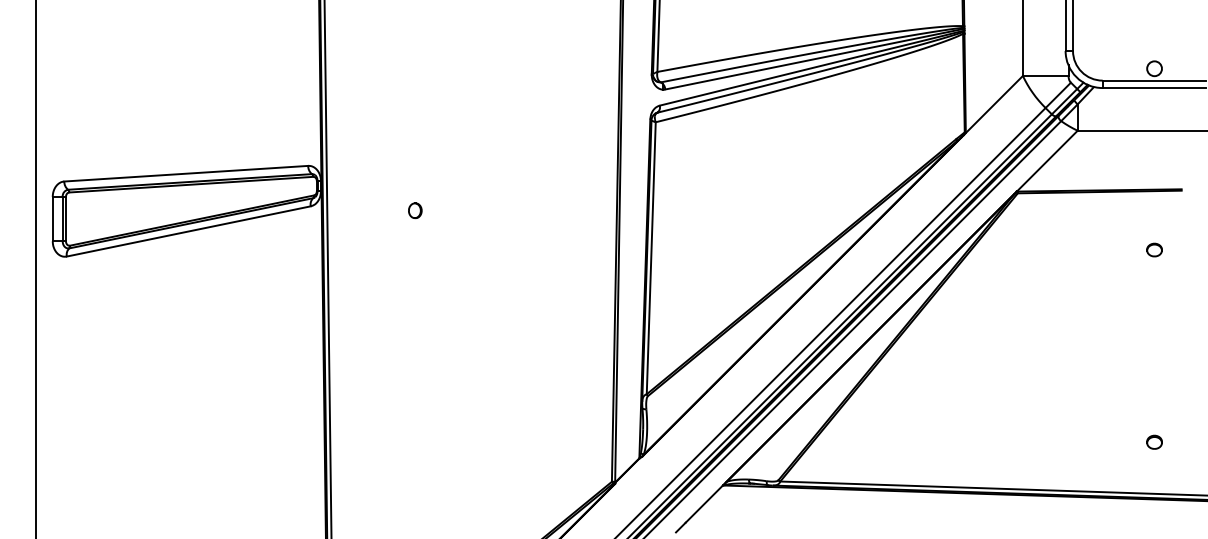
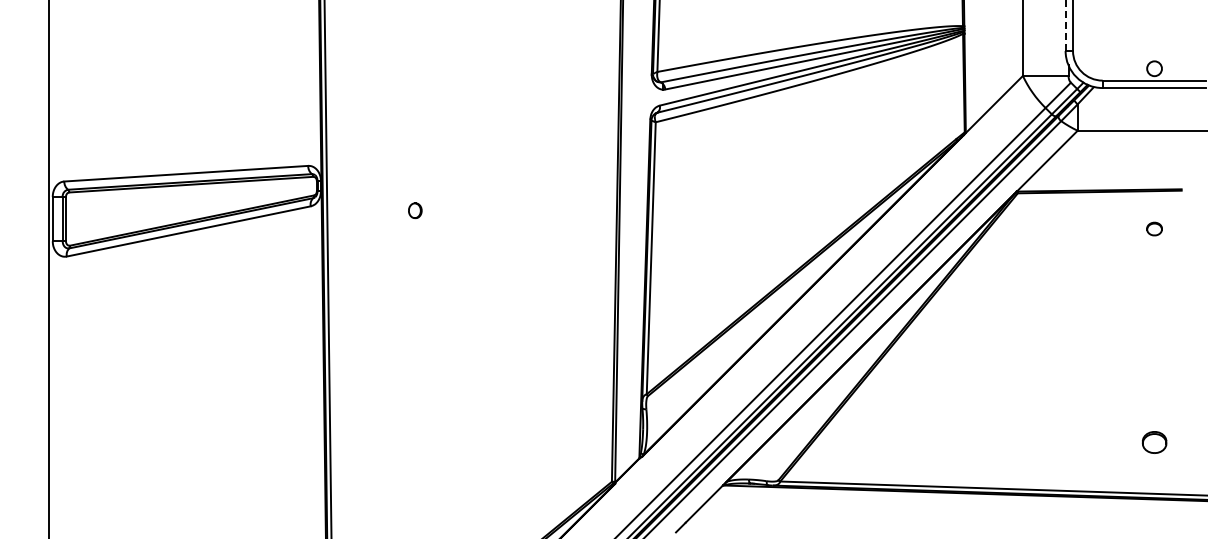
line: solid -> dashed (1065, 25)
part position: (1154, 249) -> (1154, 228) (1154, 228)
line position: (36, 268) -> (49, 268) (49, 268)
part size: 17x16 px -> 27x23 px (1154, 442)
